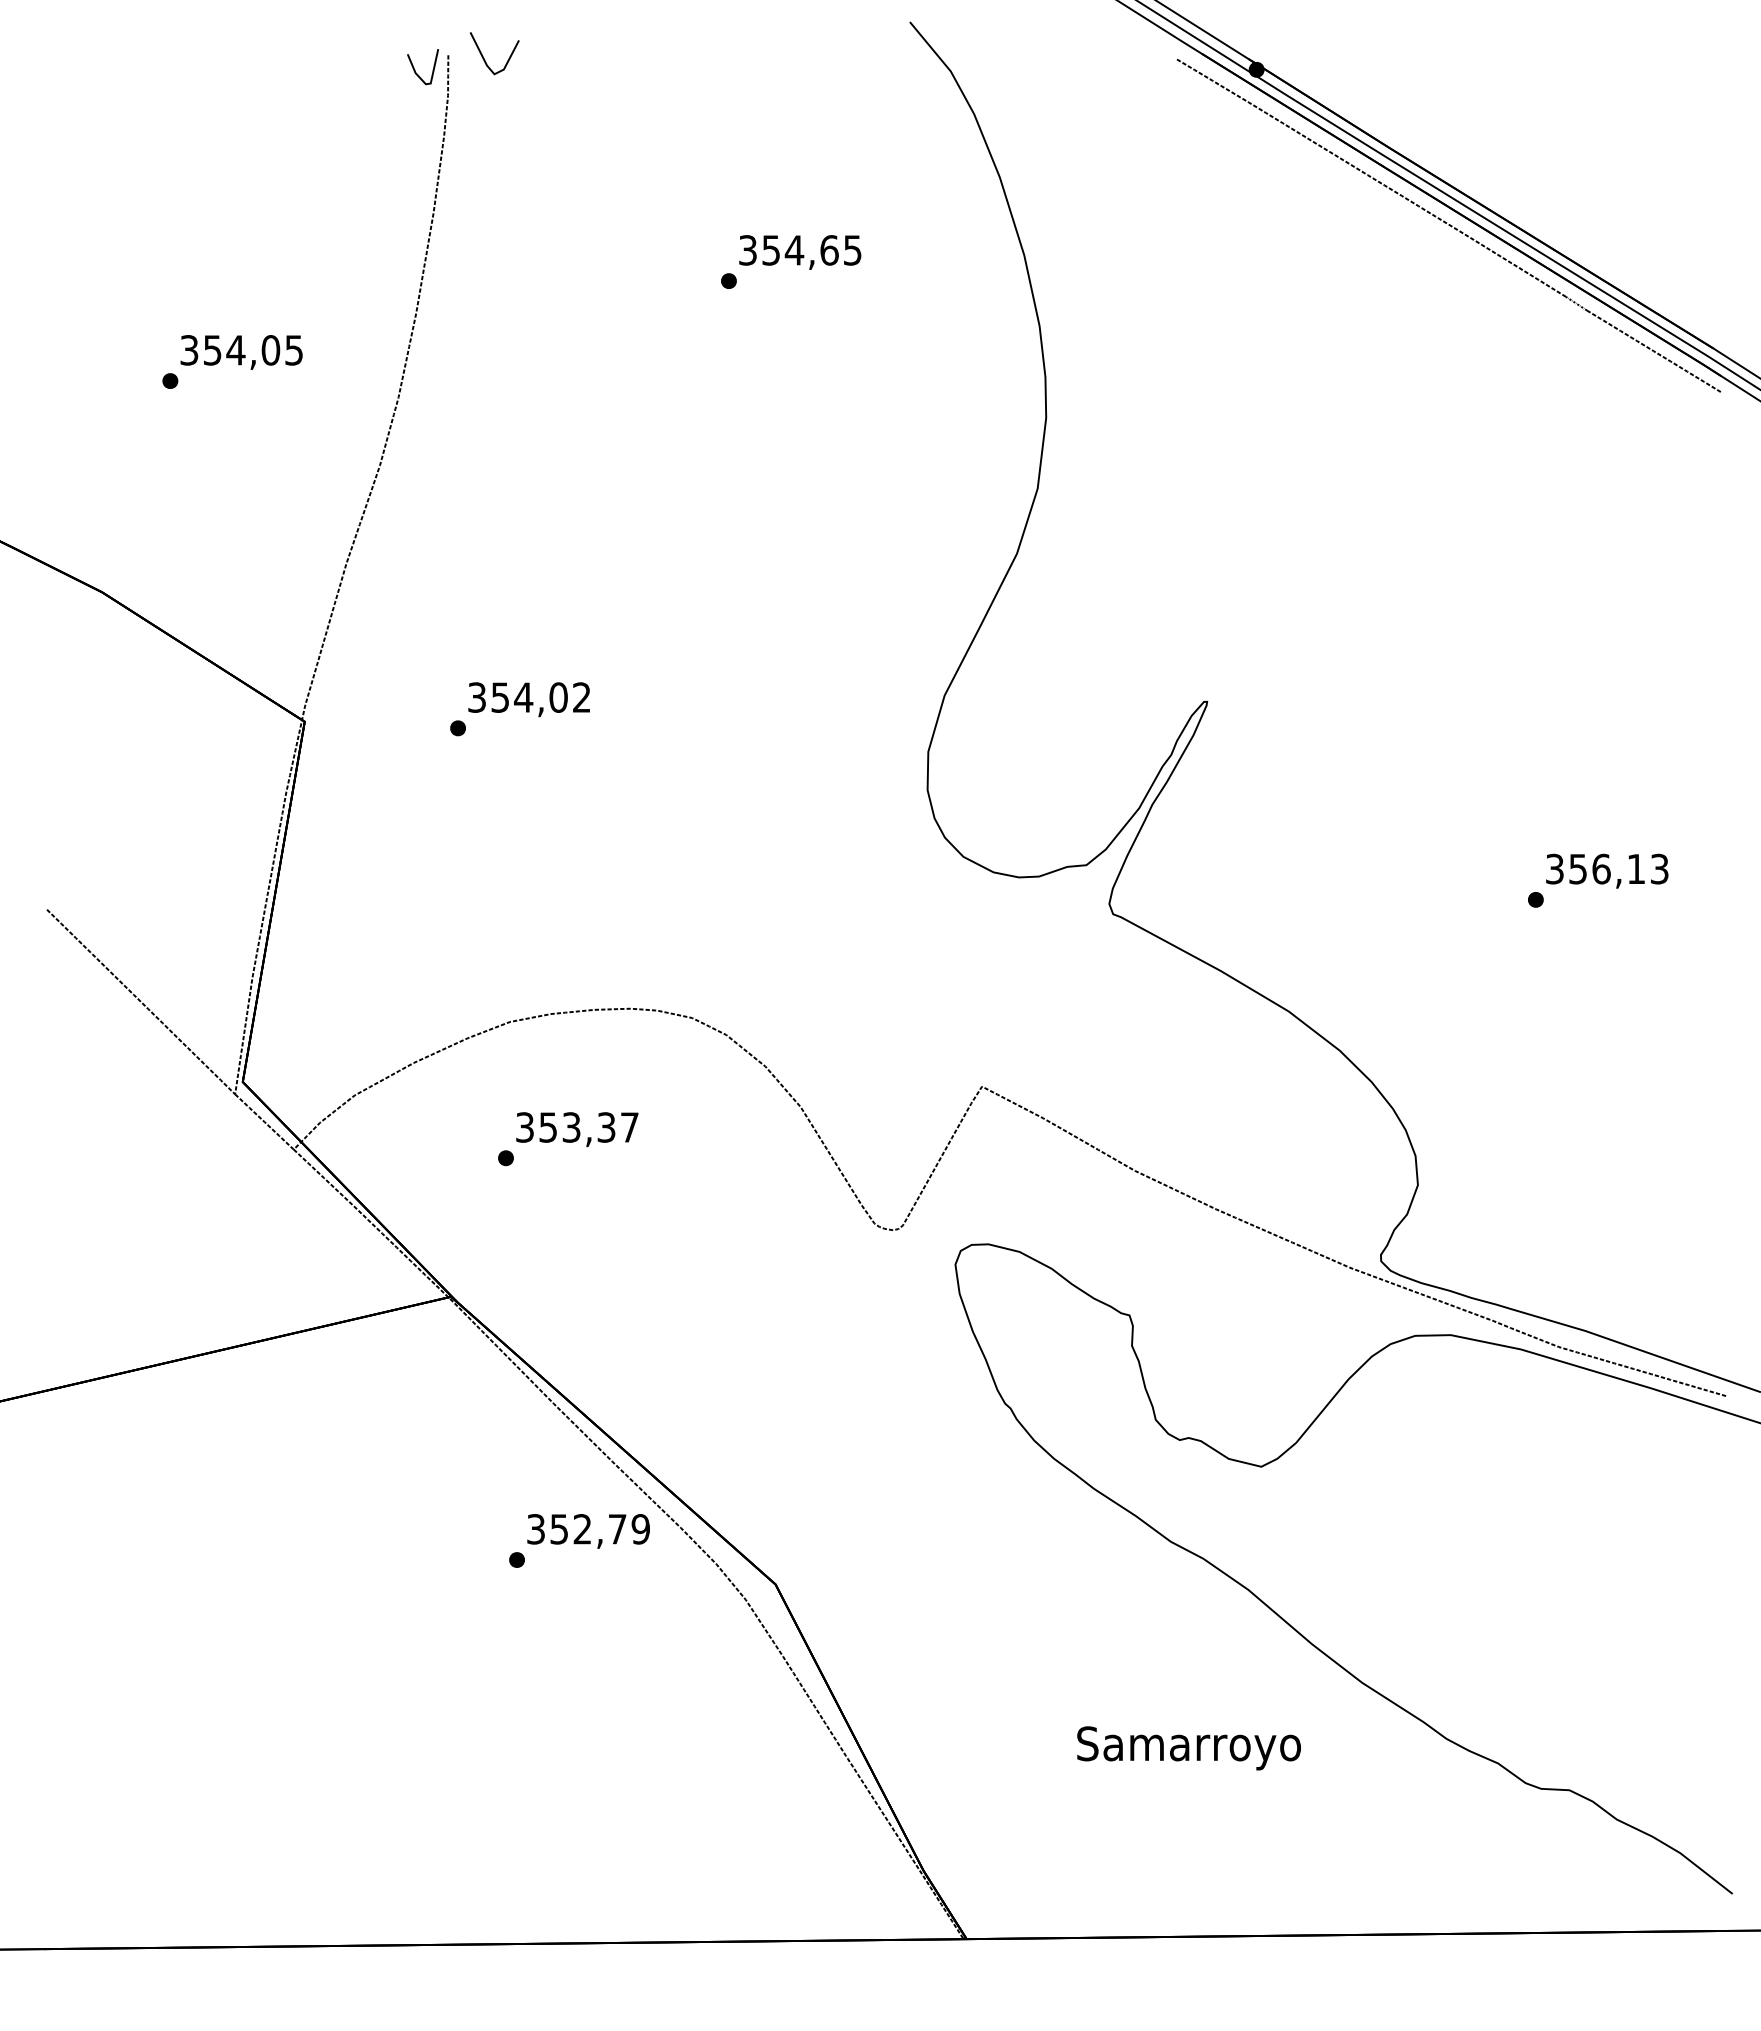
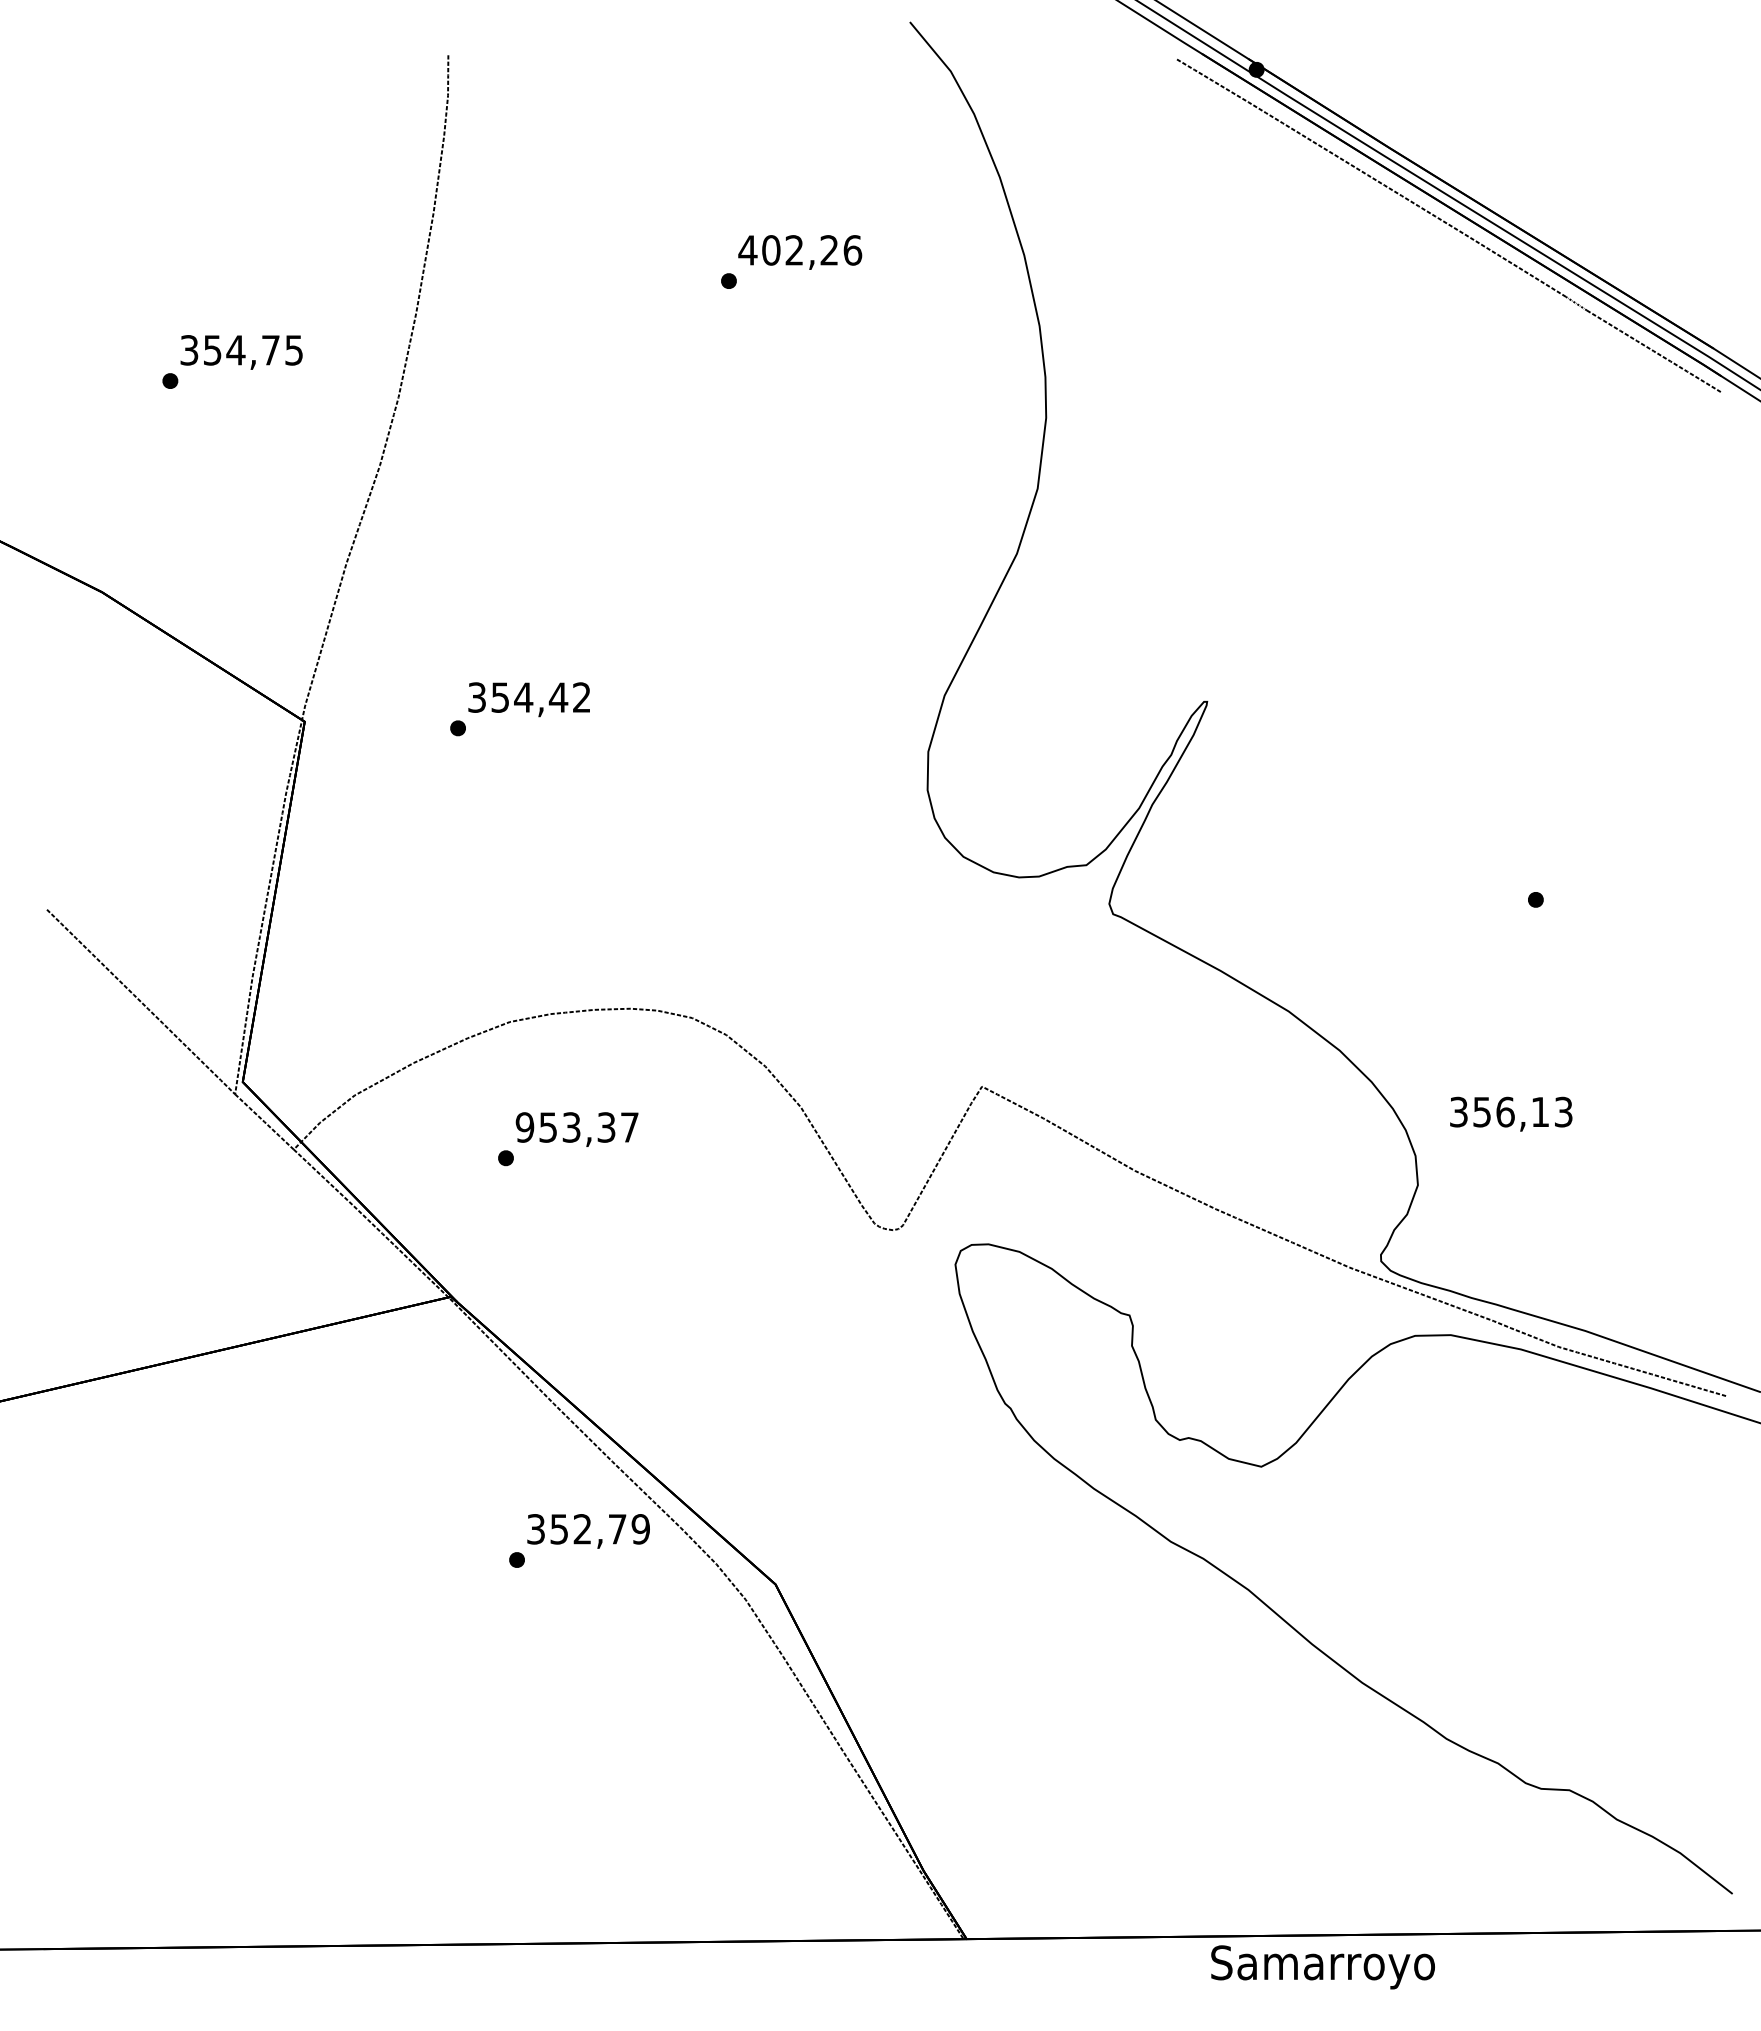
line: present -> none (484, 58)
line: present -> none (415, 69)
text: 354,65 -> 402,26 (800, 250)
text: 354,05 -> 354,75 (270, 350)
text: 354,02 -> 354,42 (558, 697)
text position: (1607, 870) -> (1511, 1113) (1511, 1113)
text: 353,37 -> 953,37 (524, 1127)
text position: (1188, 1748) -> (1322, 1967) (1322, 1967)
